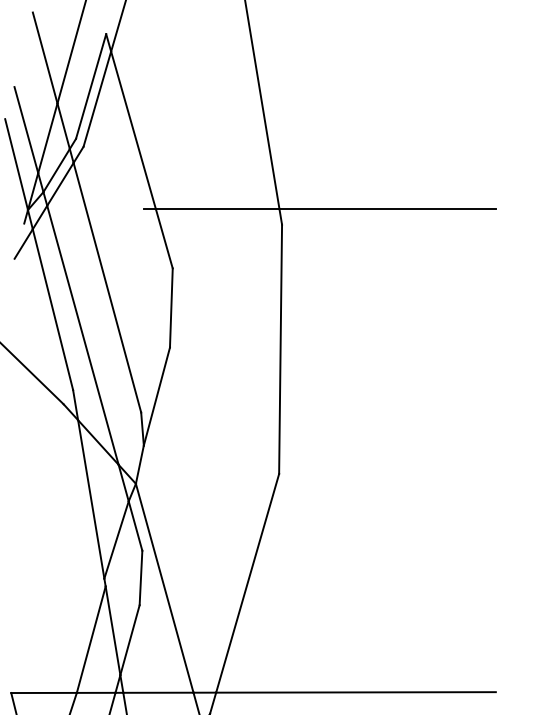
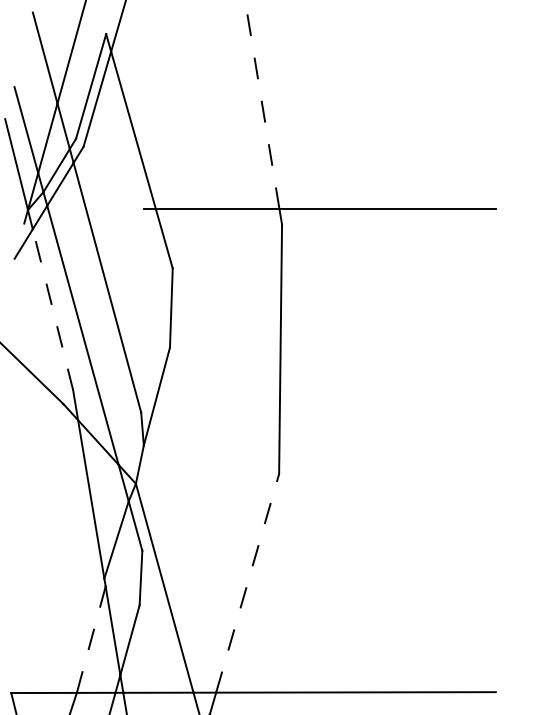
line: solid -> dashed (262, 104)
line: solid -> dashed (52, 309)
line: solid -> dashed (247, 583)
line: solid -> dashed (91, 640)
